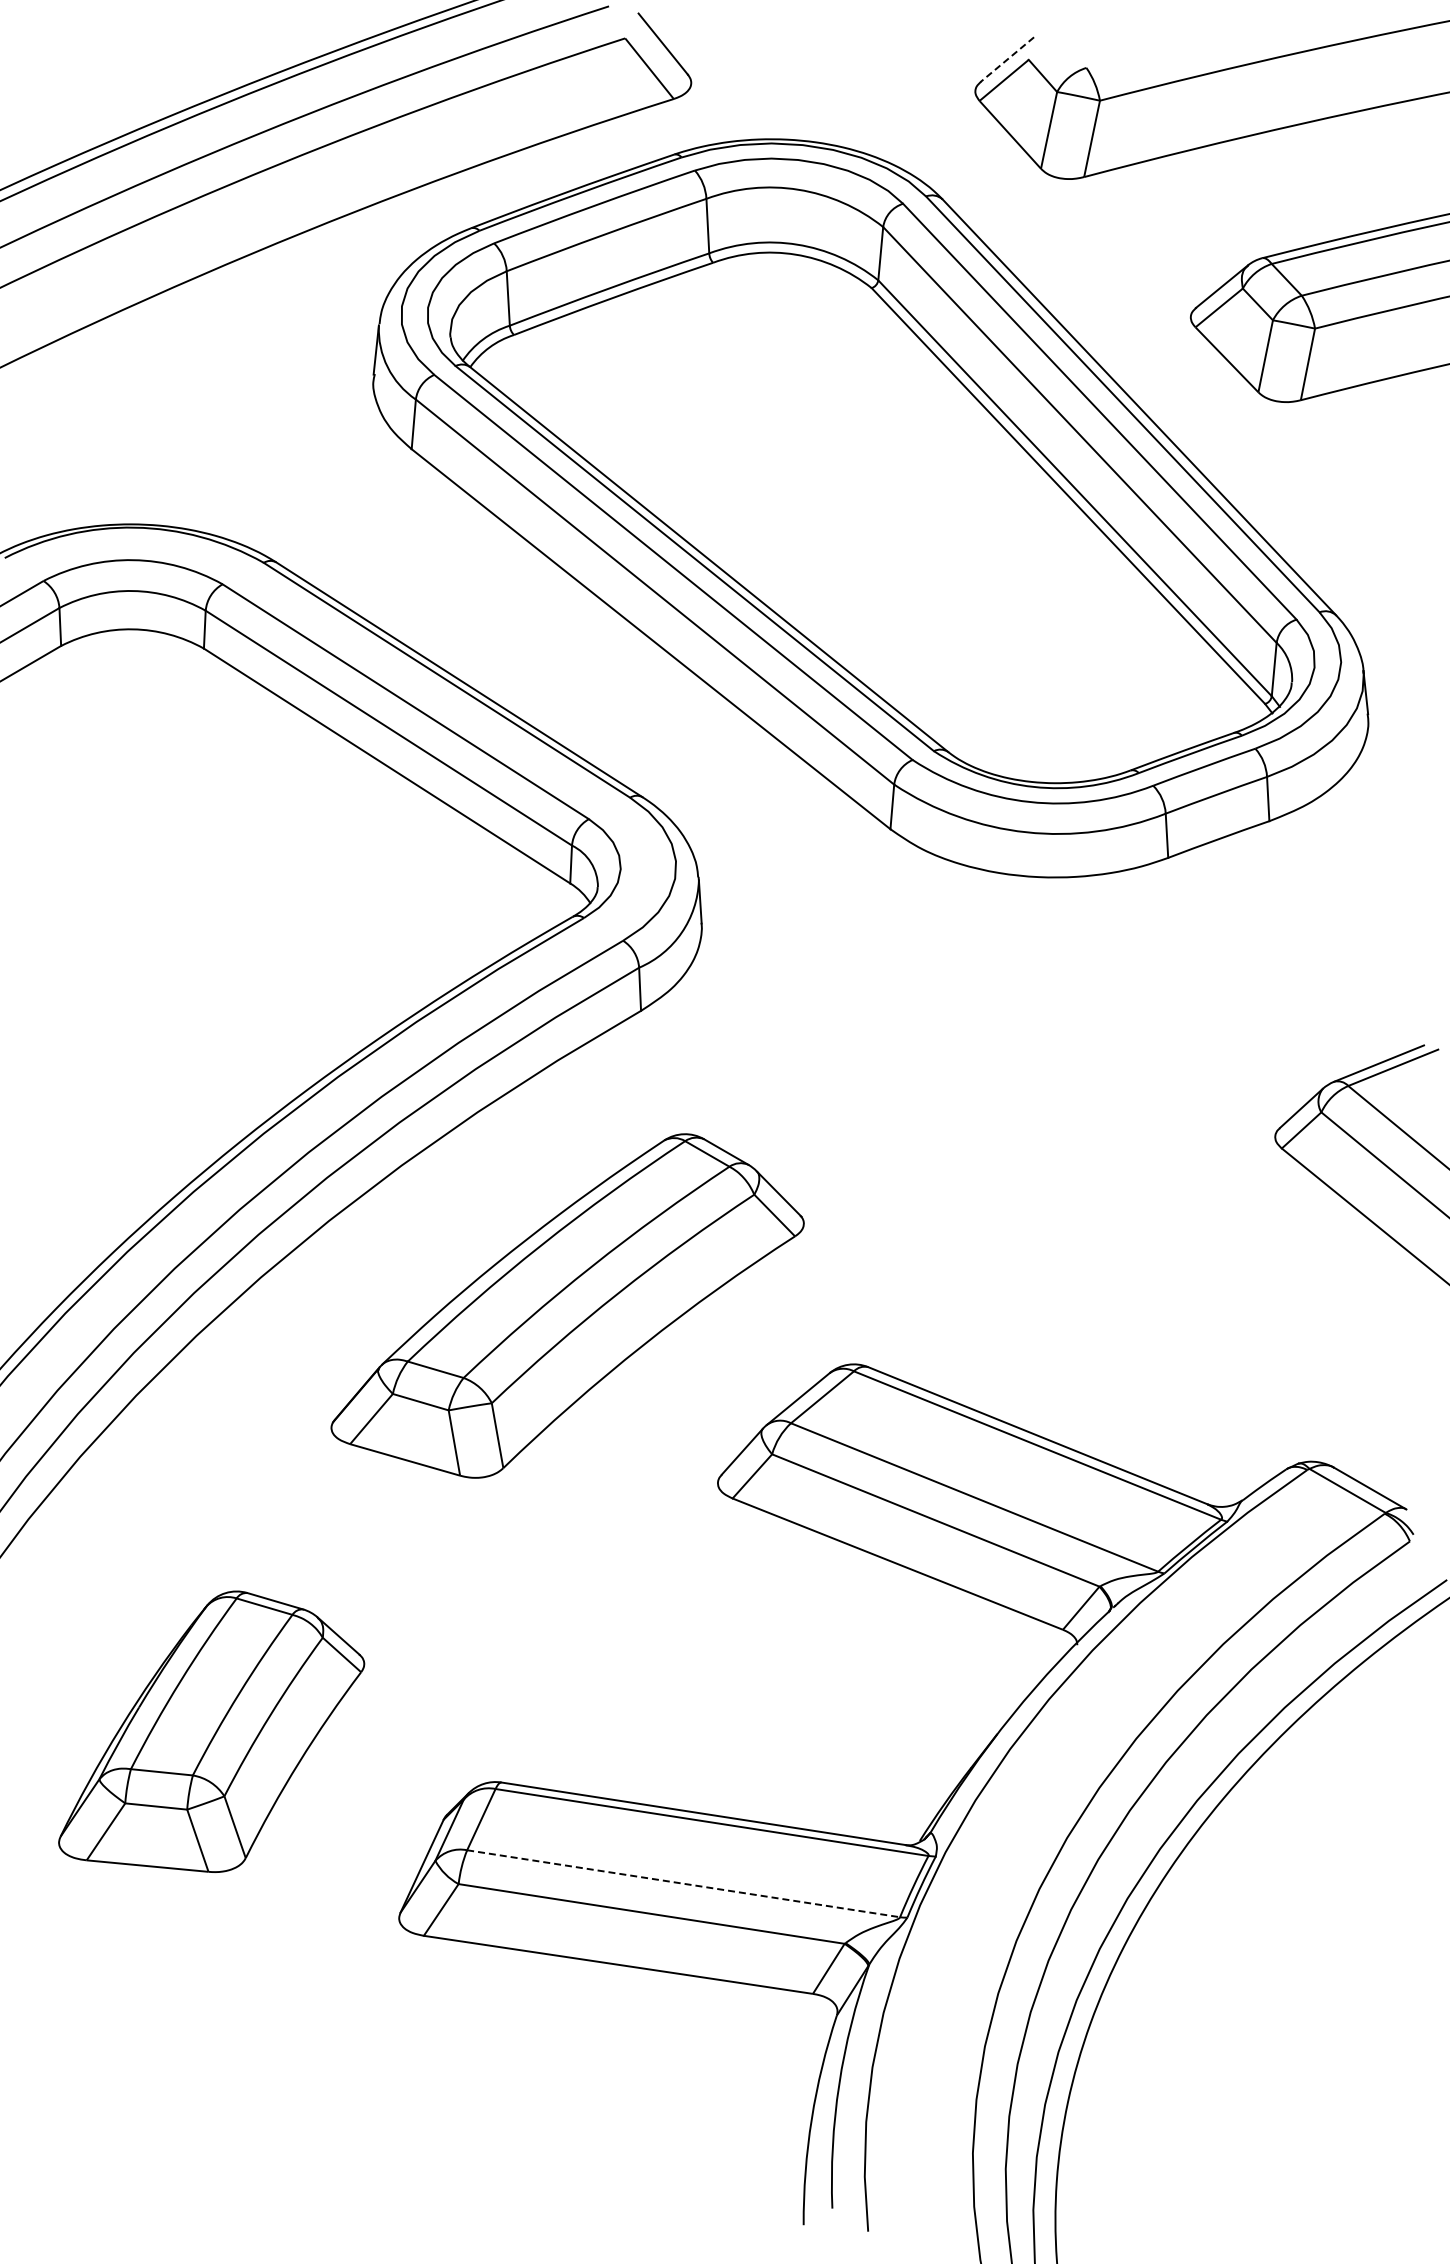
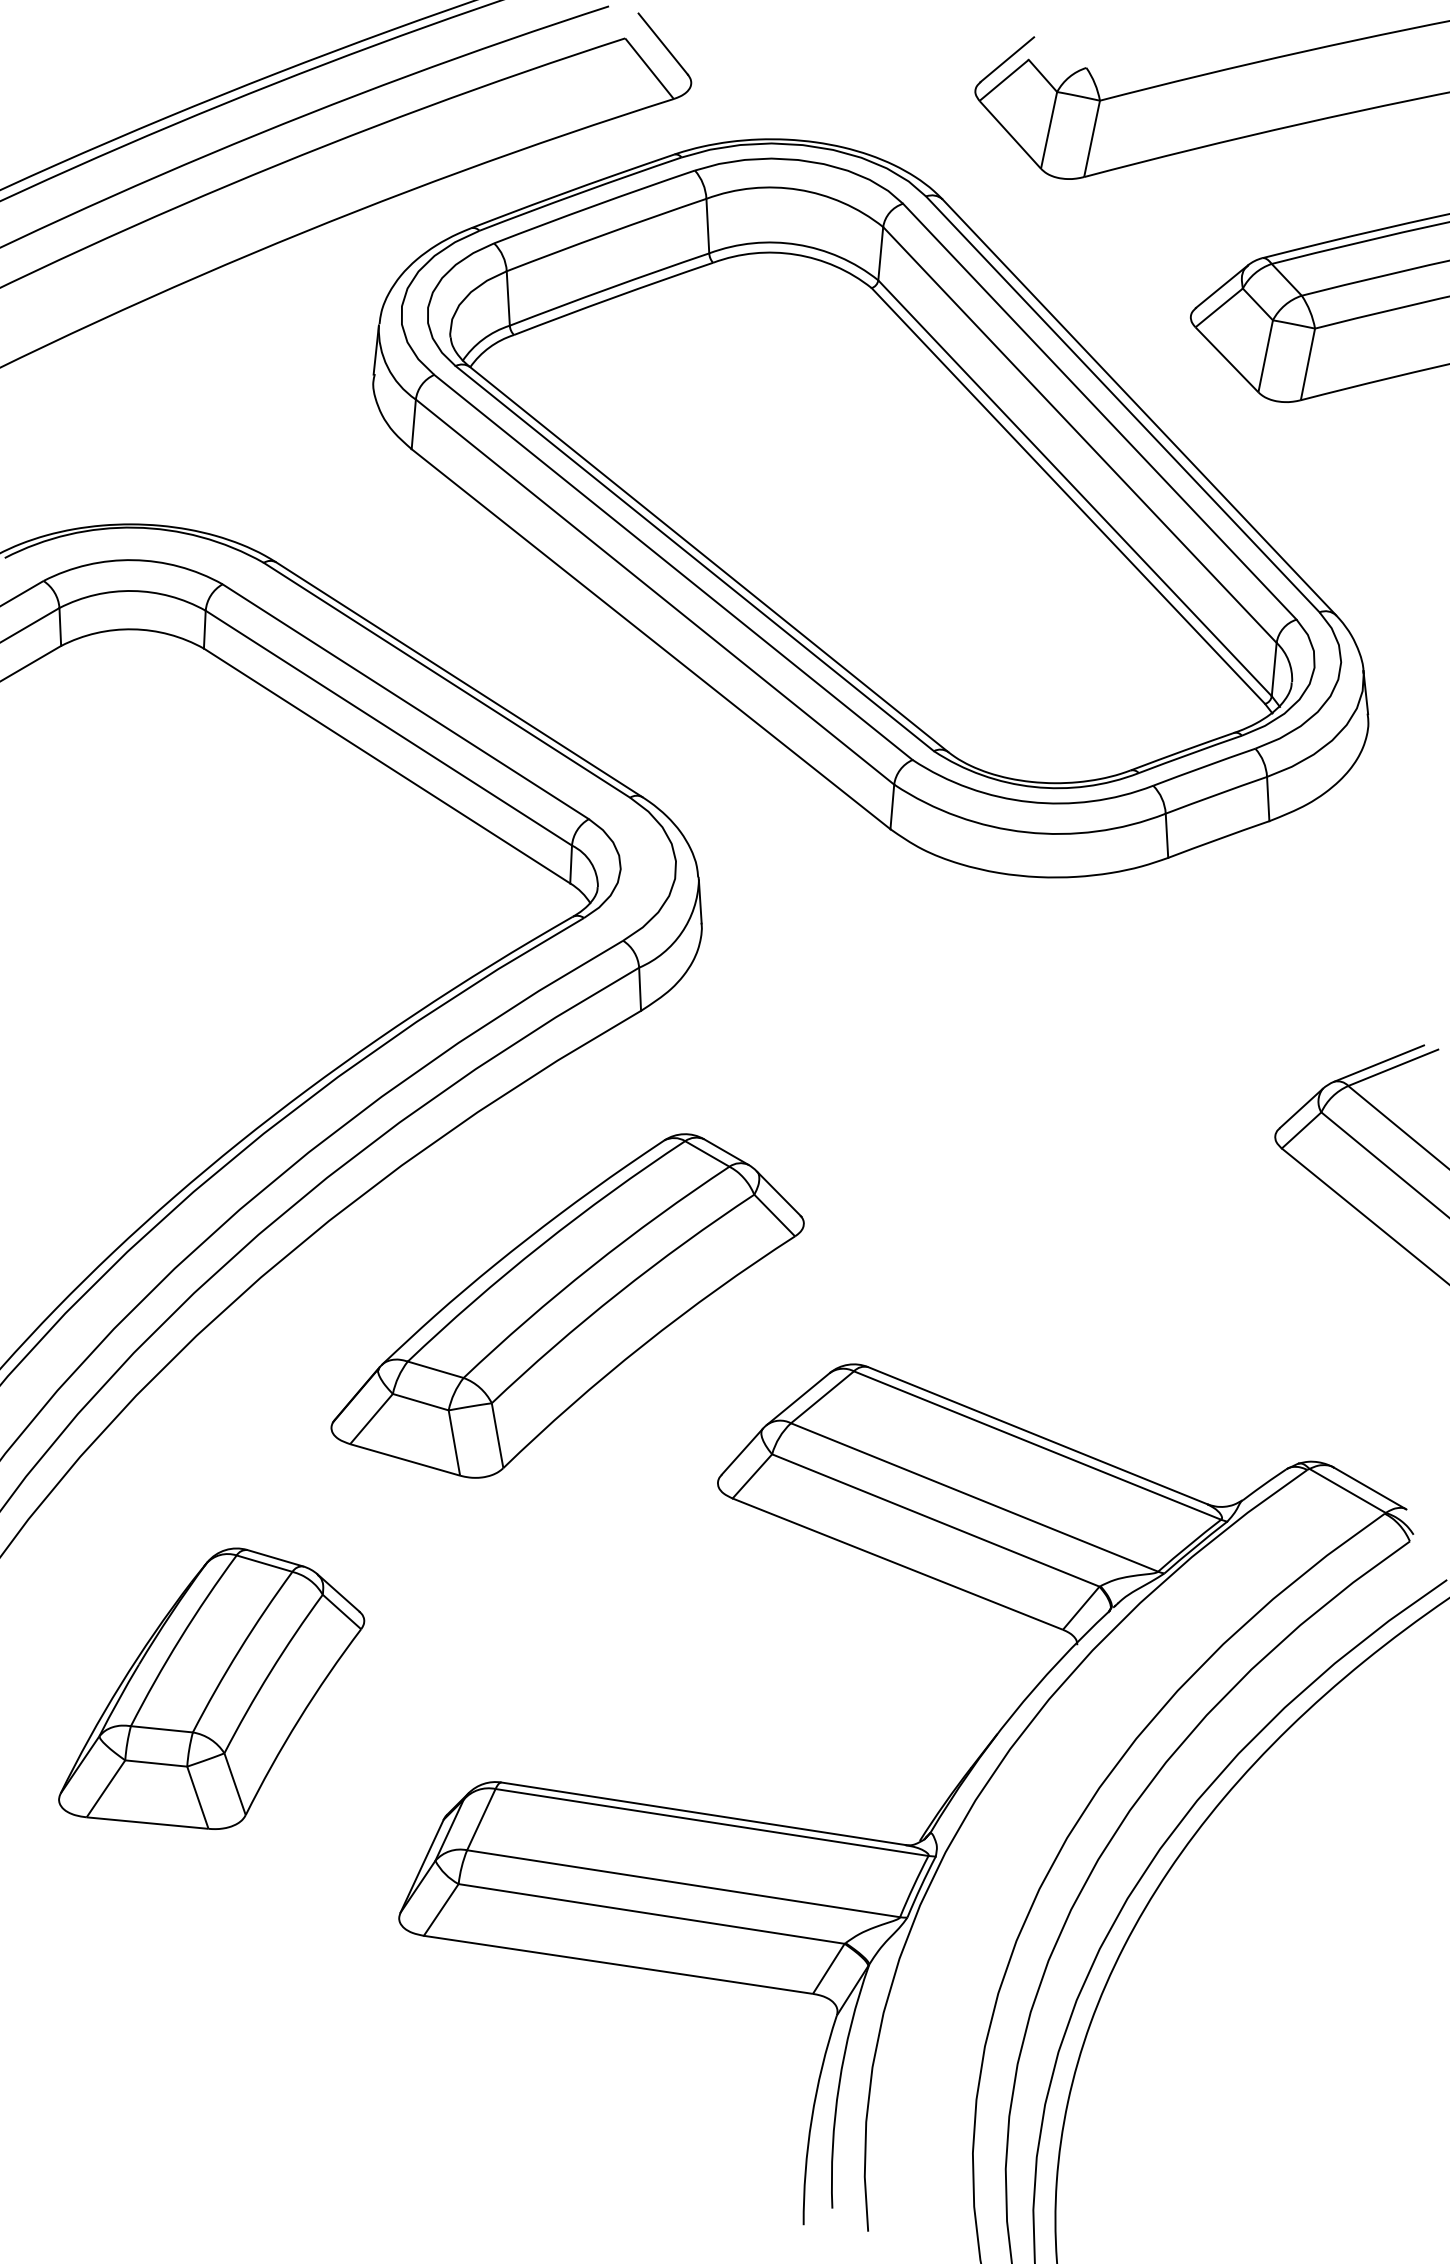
line: dashed -> solid (1007, 59)
part position: (211, 1731) -> (211, 1688) (211, 1688)
line: dashed -> solid (684, 1883)
